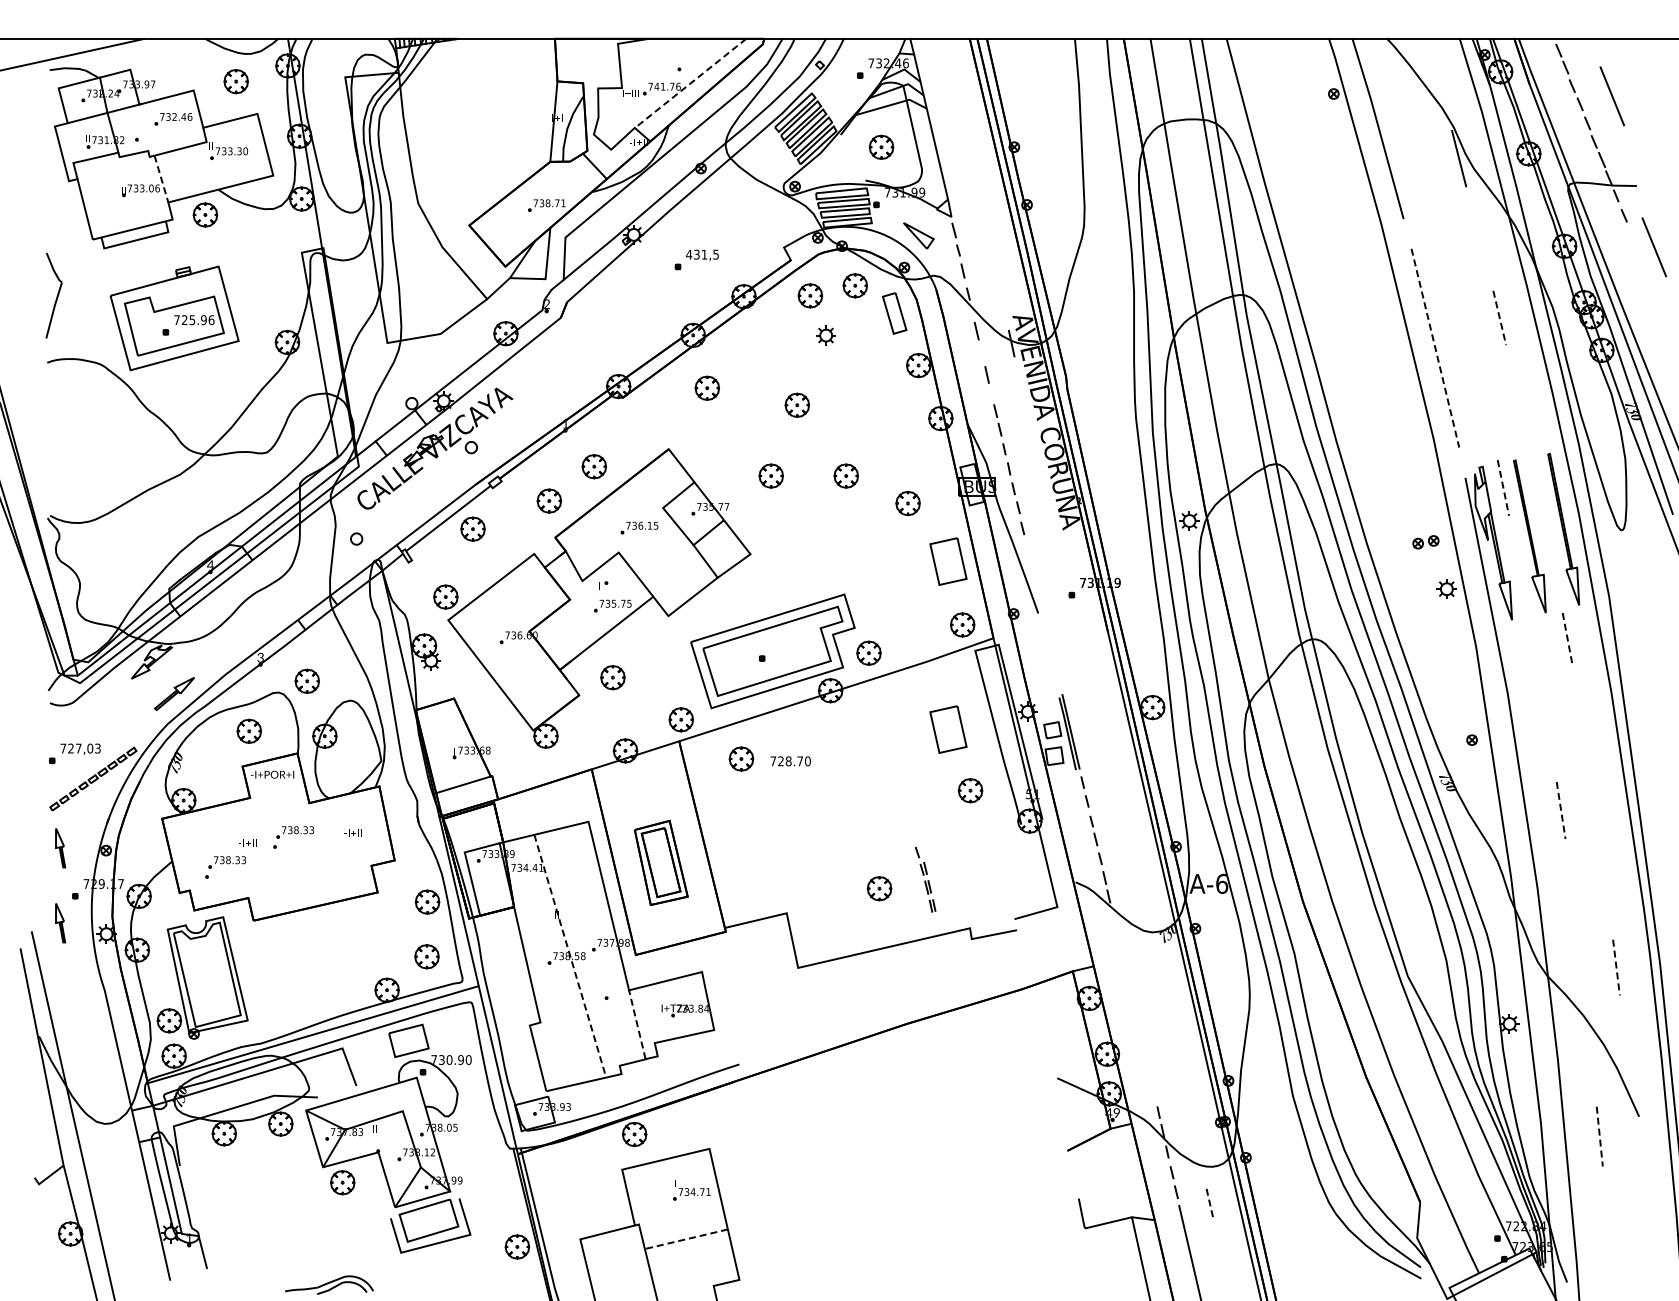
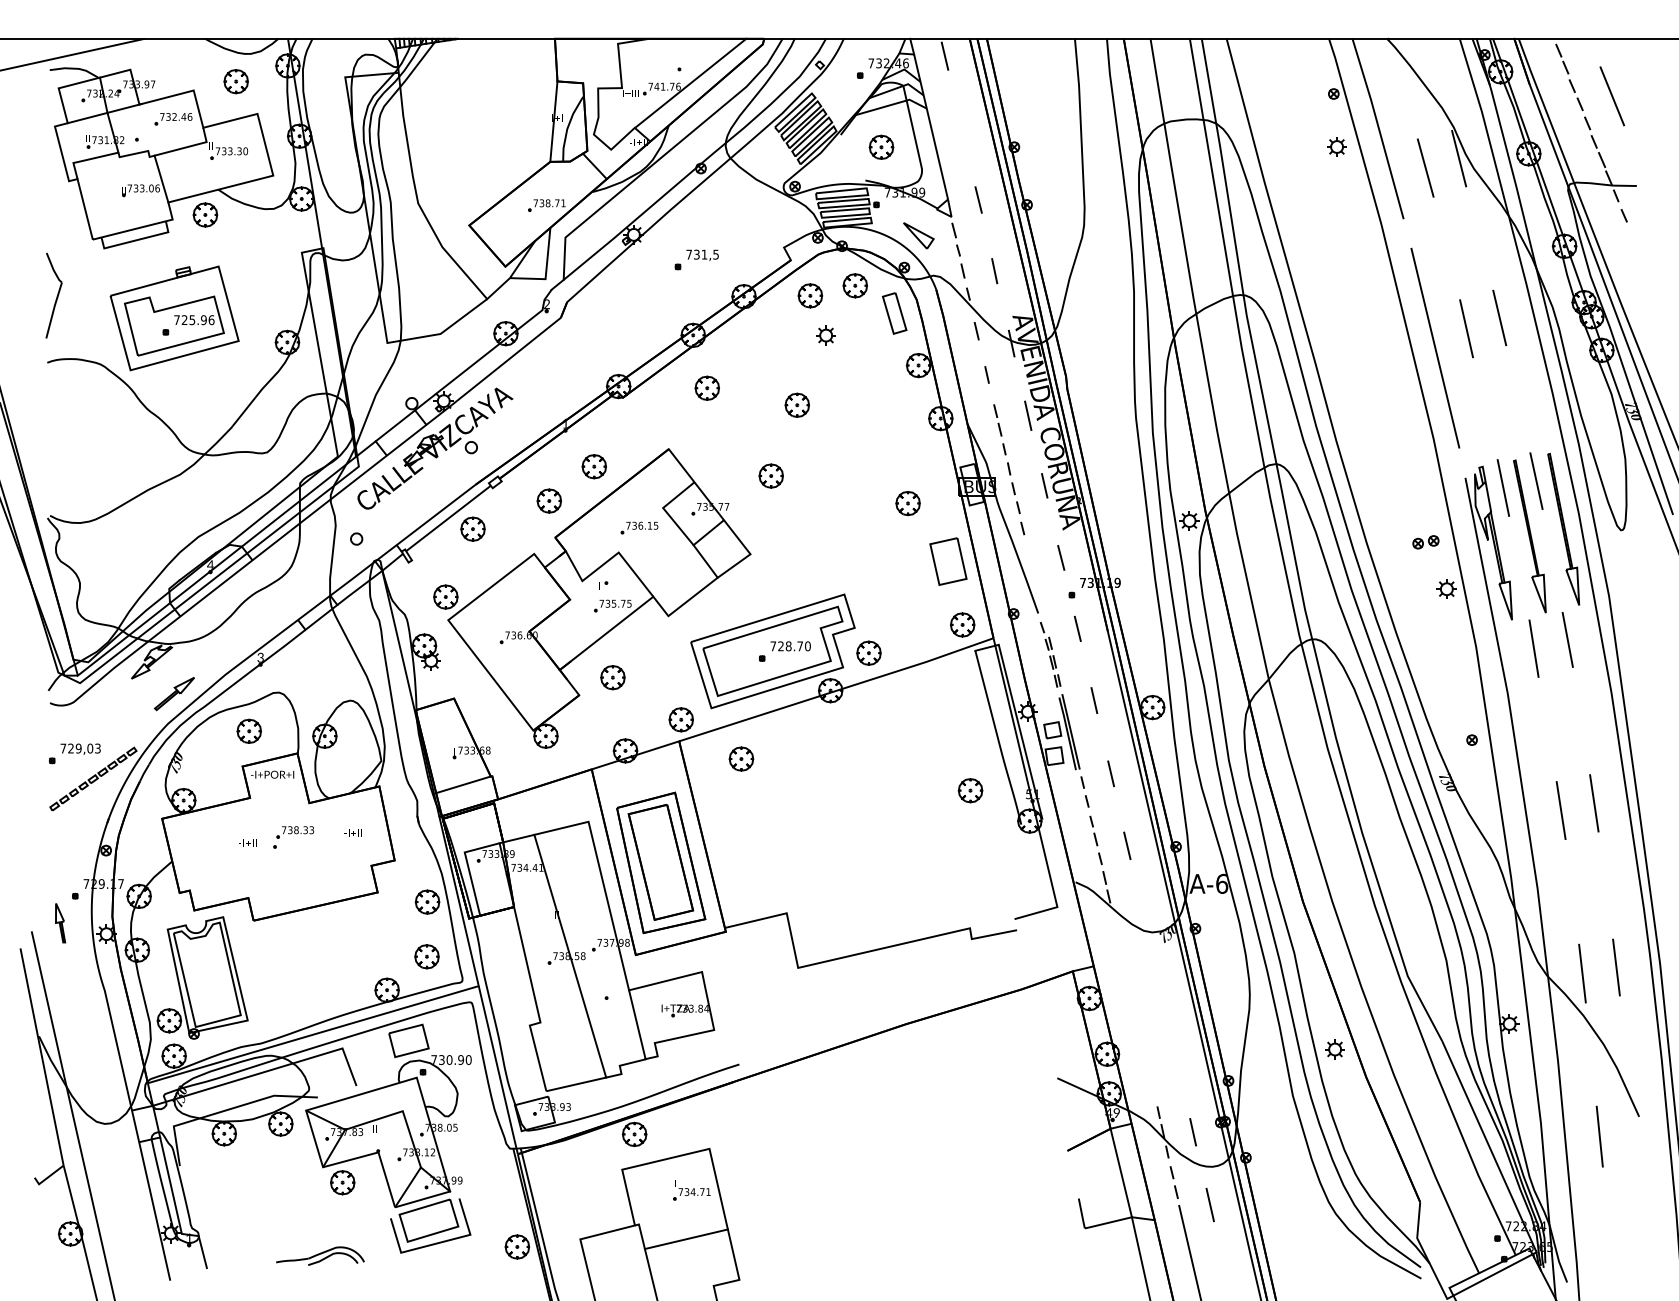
line: none -> present (944, 55)
line: dashed -> solid (691, 82)
part: none -> present (1336, 146)
line: none -> present (1425, 167)
line: dashed -> solid (161, 179)
line: none -> present (978, 199)
line: present -> none (1654, 247)
text: 431,5 -> 731,5 (689, 254)
line: none -> present (994, 271)
line: dashed -> solid (1499, 317)
line: none -> present (1466, 328)
line: dashed -> solid (1435, 348)
line: none -> present (1028, 415)
part: present -> none (845, 475)
line: none -> present (1536, 480)
line: none -> present (1044, 485)
line: dashed -> solid (1503, 488)
line: none -> present (1061, 557)
line: none -> present (1077, 628)
line: dashed -> solid (1567, 640)
line: none -> present (1533, 648)
part: present -> none (306, 680)
line: none -> present (1094, 700)
part: present -> none (948, 729)
text: 727,03 -> 729,03 (78, 748)
text position: (790, 761) -> (790, 646) (790, 646)
line: none -> present (1111, 773)
line: none -> present (1594, 803)
line: dashed -> solid (1561, 810)
line: none -> present (1127, 845)
part: present -> none (60, 848)
part size: 55x88 px -> 91x144 px (661, 862)
part: present -> none (225, 867)
part position: (925, 879) -> (1050, 654) (1050, 654)
part: present -> none (879, 888)
line: dashed -> solid (570, 956)
line: dashed -> solid (1616, 968)
line: none -> present (1582, 973)
line: dashed -> solid (637, 1024)
part: none -> present (1334, 1049)
line: none -> present (1193, 1132)
line: dashed -> solid (1599, 1137)
line: none -> present (1120, 1172)
line: dashed -> solid (1210, 1205)
line: dashed -> solid (686, 1239)
part position: (329, 1284) -> (320, 1255) (320, 1255)
